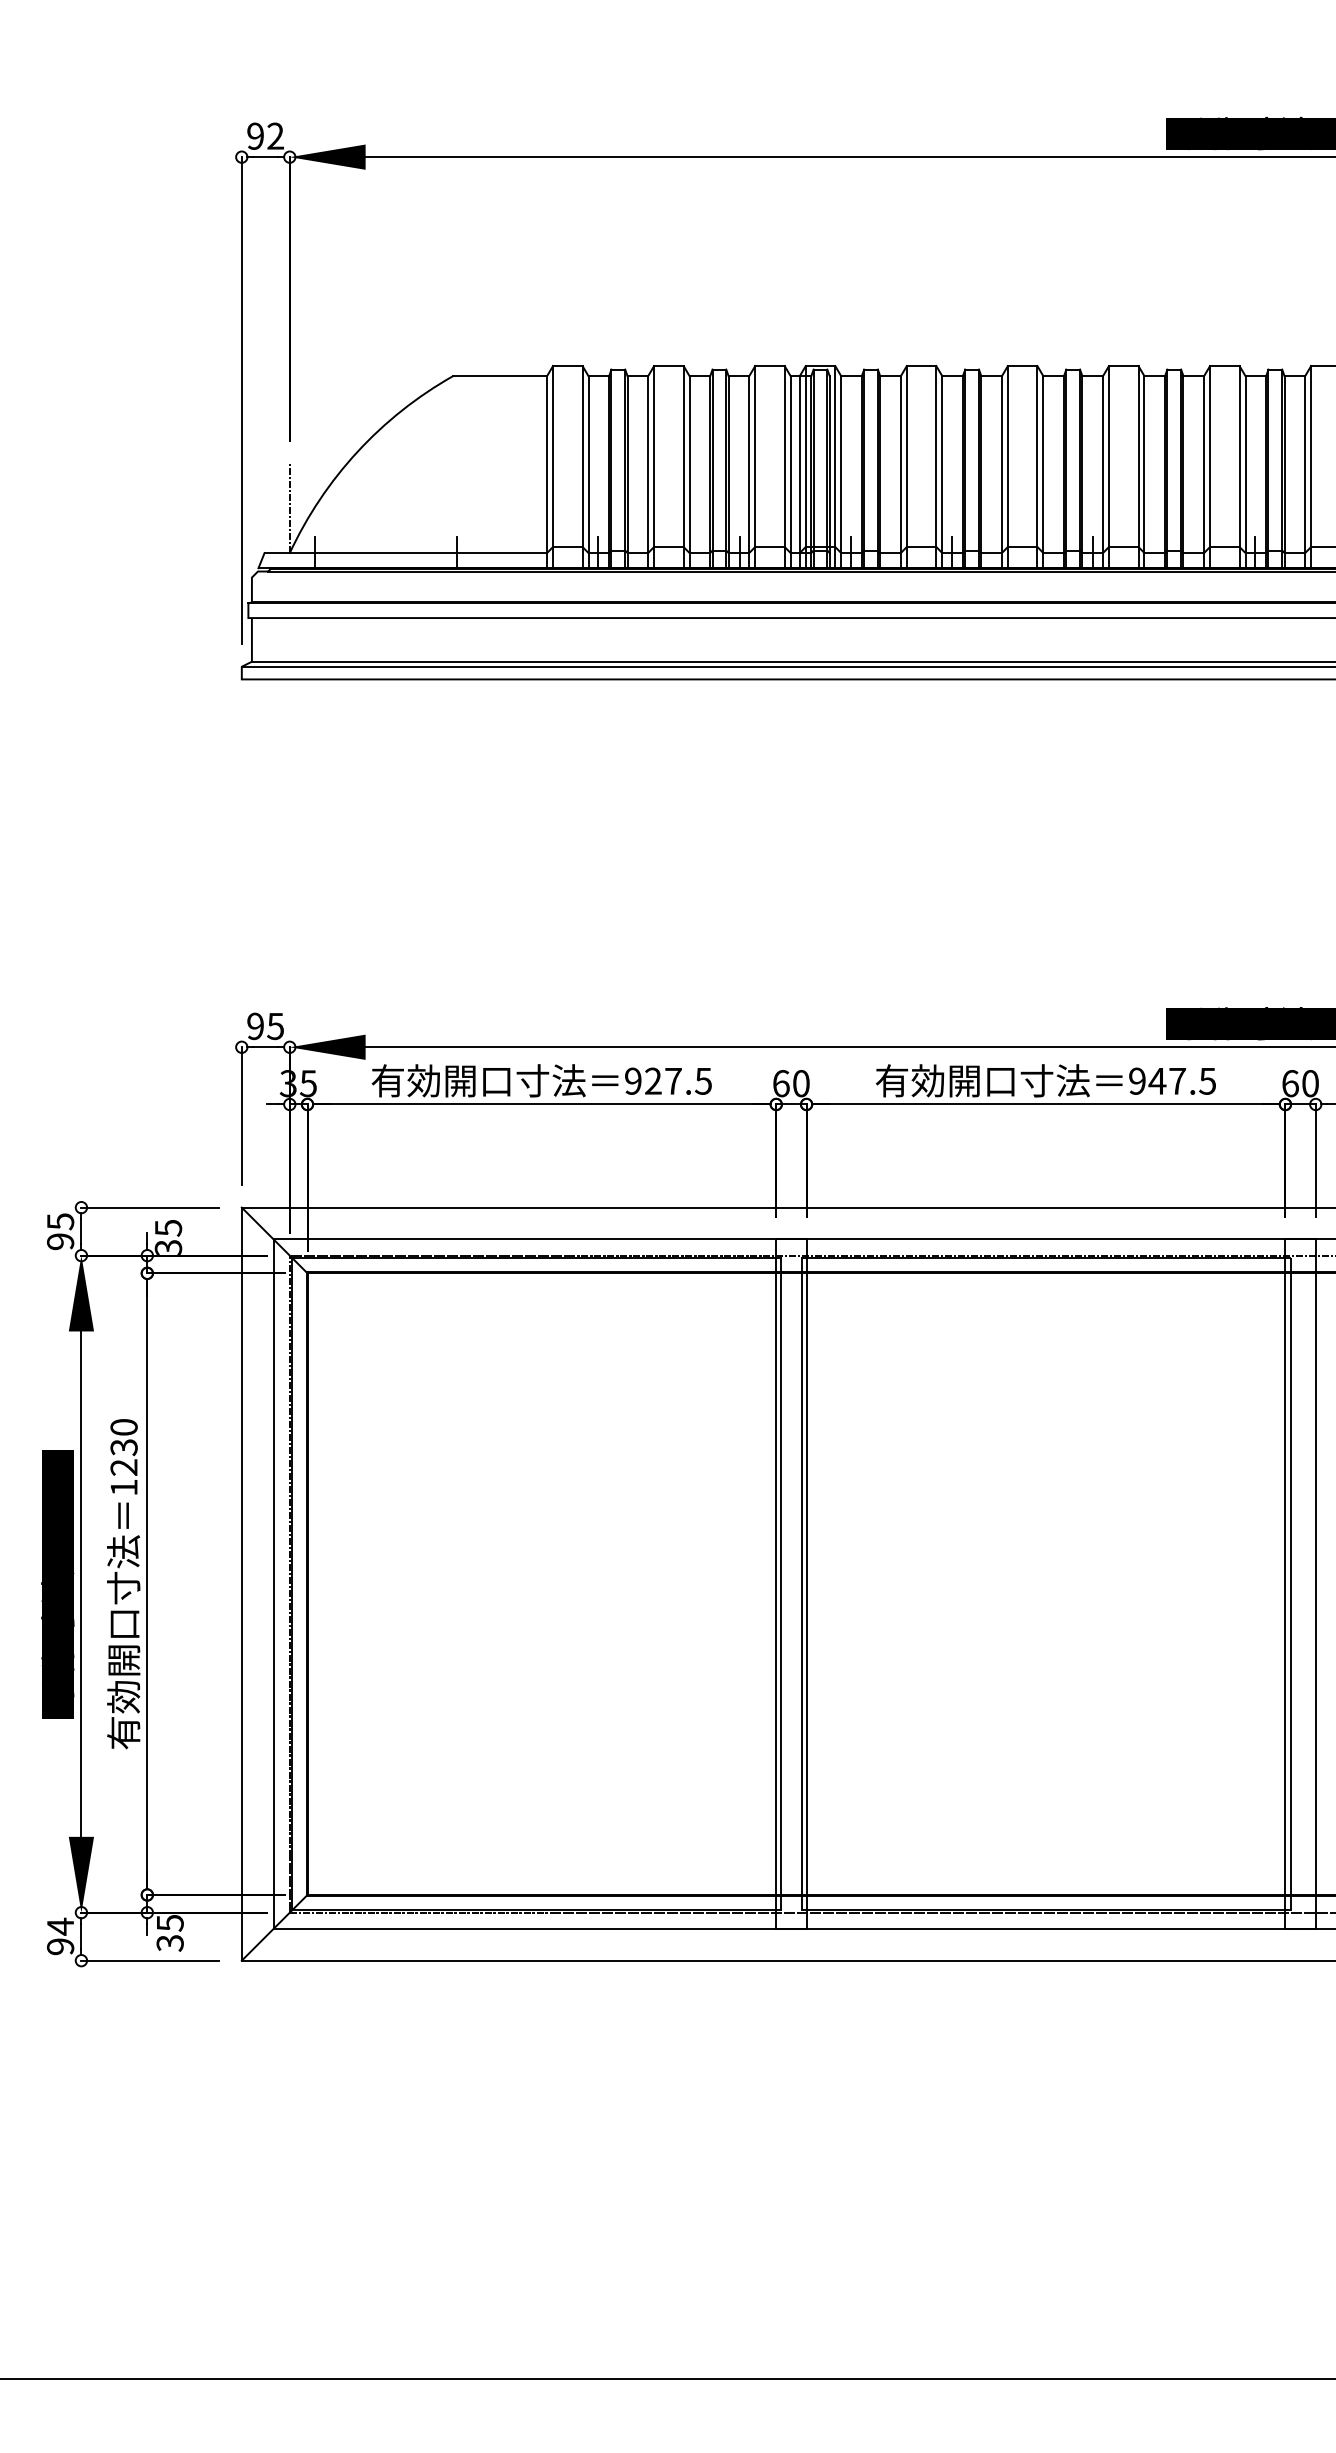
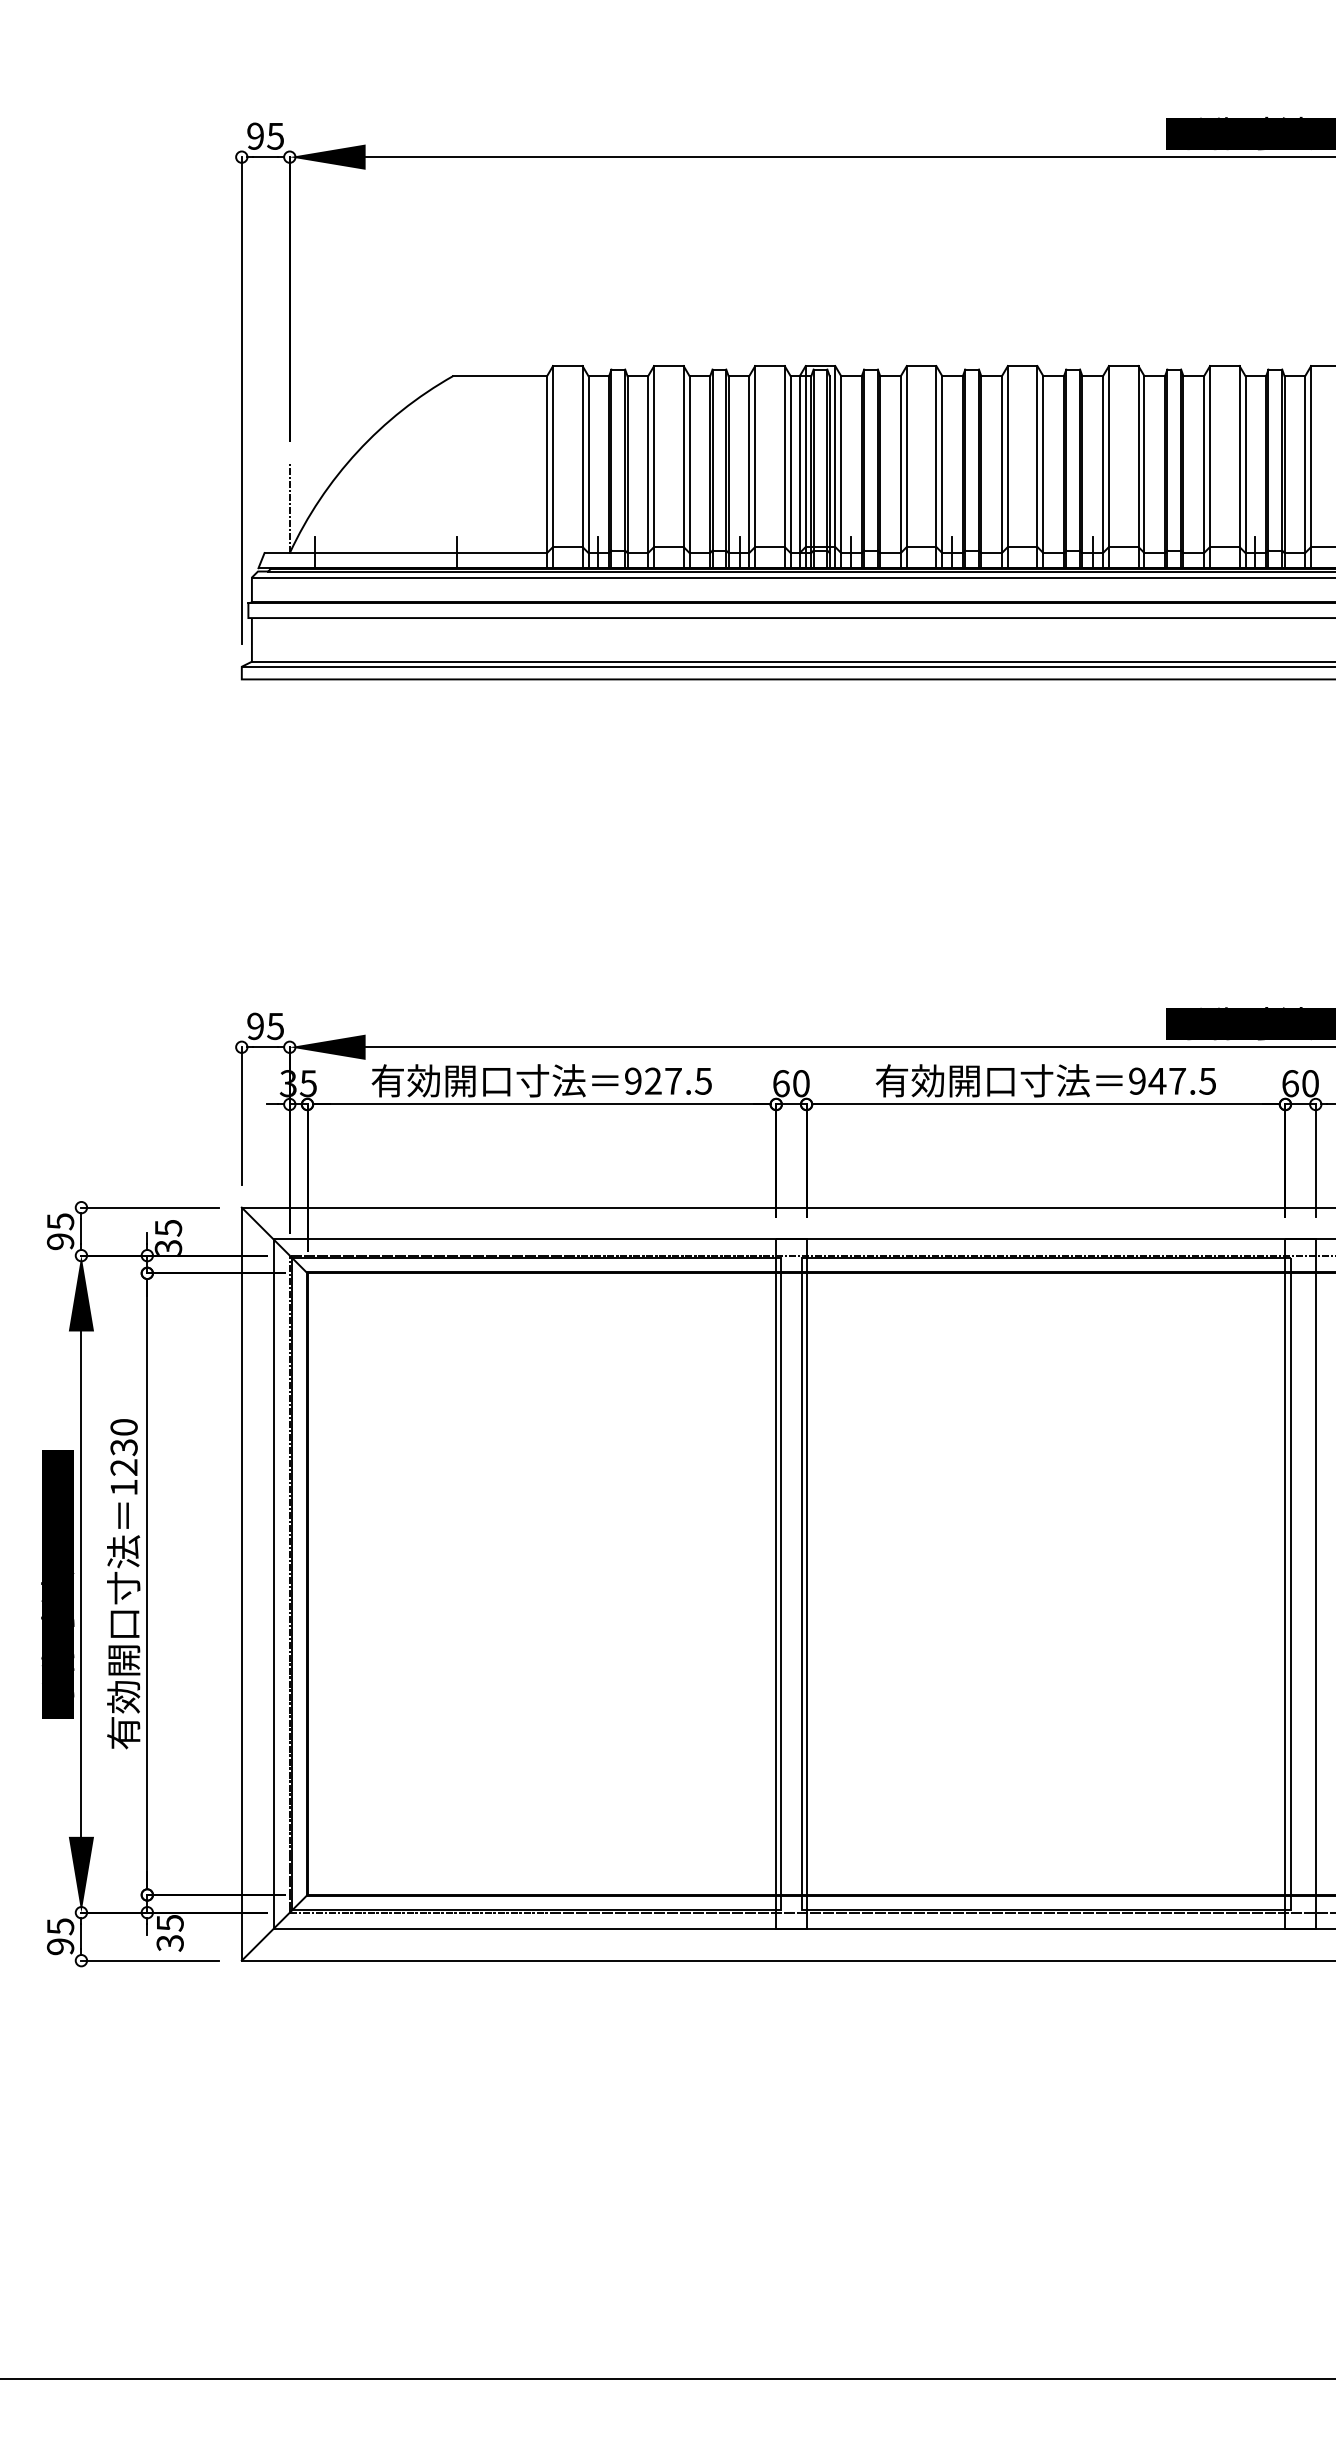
text: 92 -> 95 (275, 135)
line: none -> present (791, 577)
text: 94 -> 95 (60, 1926)
